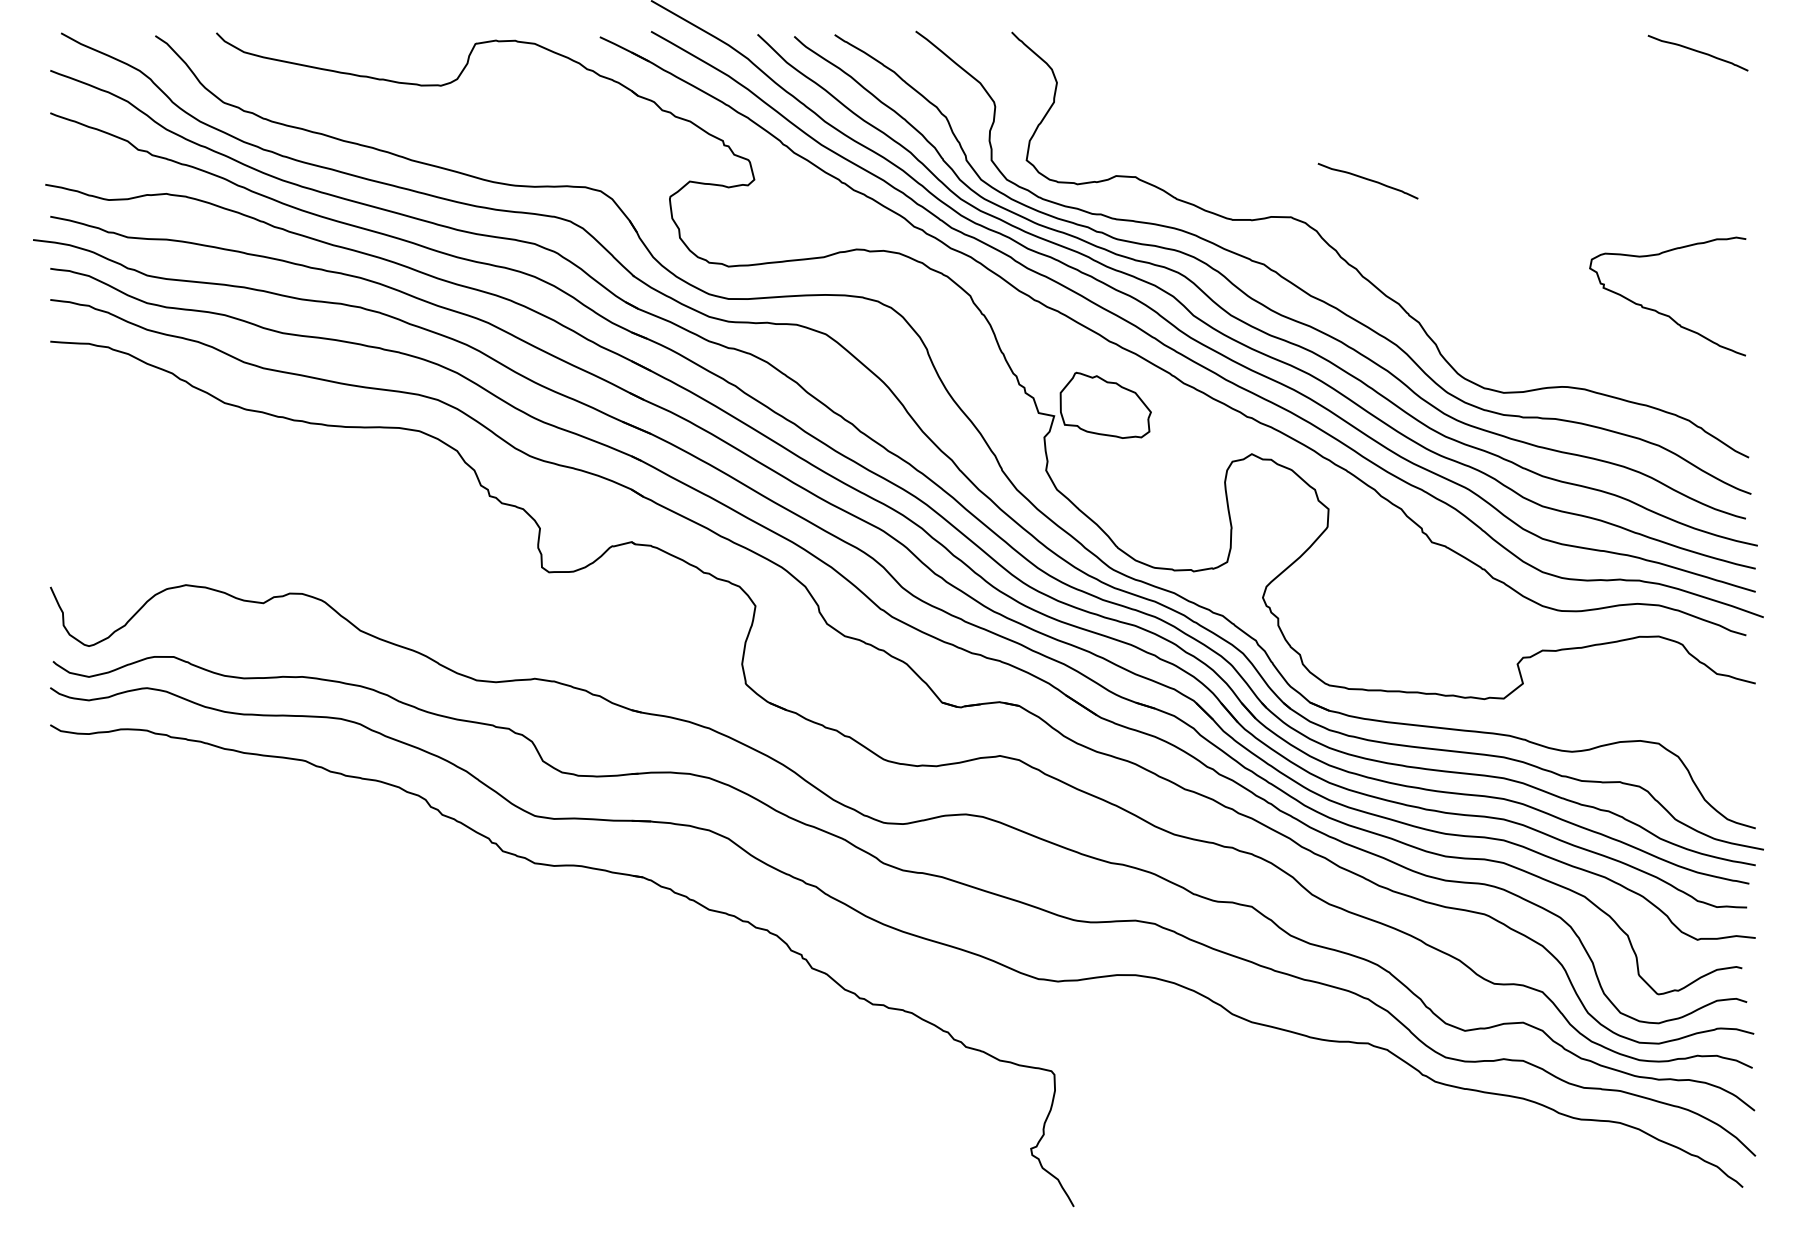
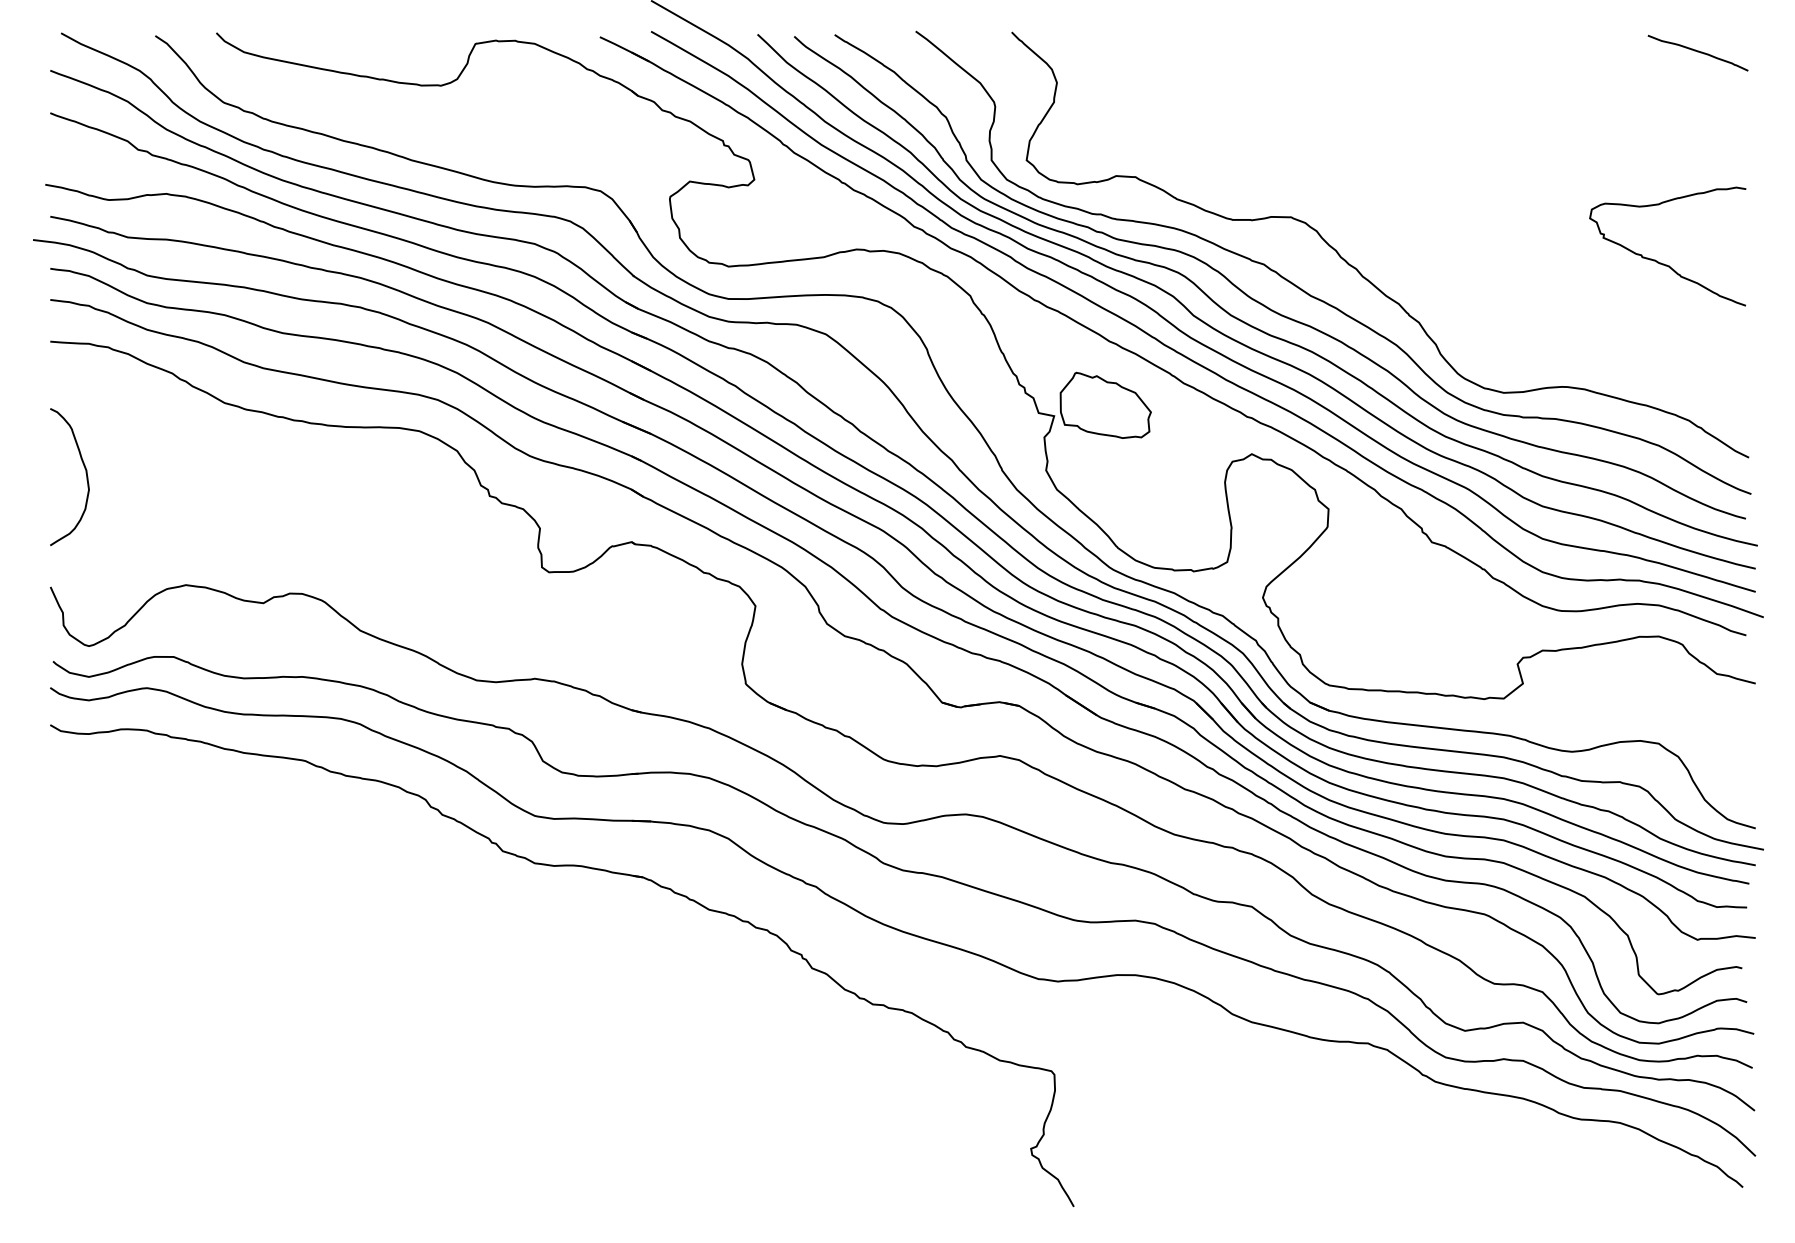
curve: present -> none (1367, 180)
curve position: (1661, 312) -> (1661, 262) (1661, 262)
curve: none -> present (85, 473)
